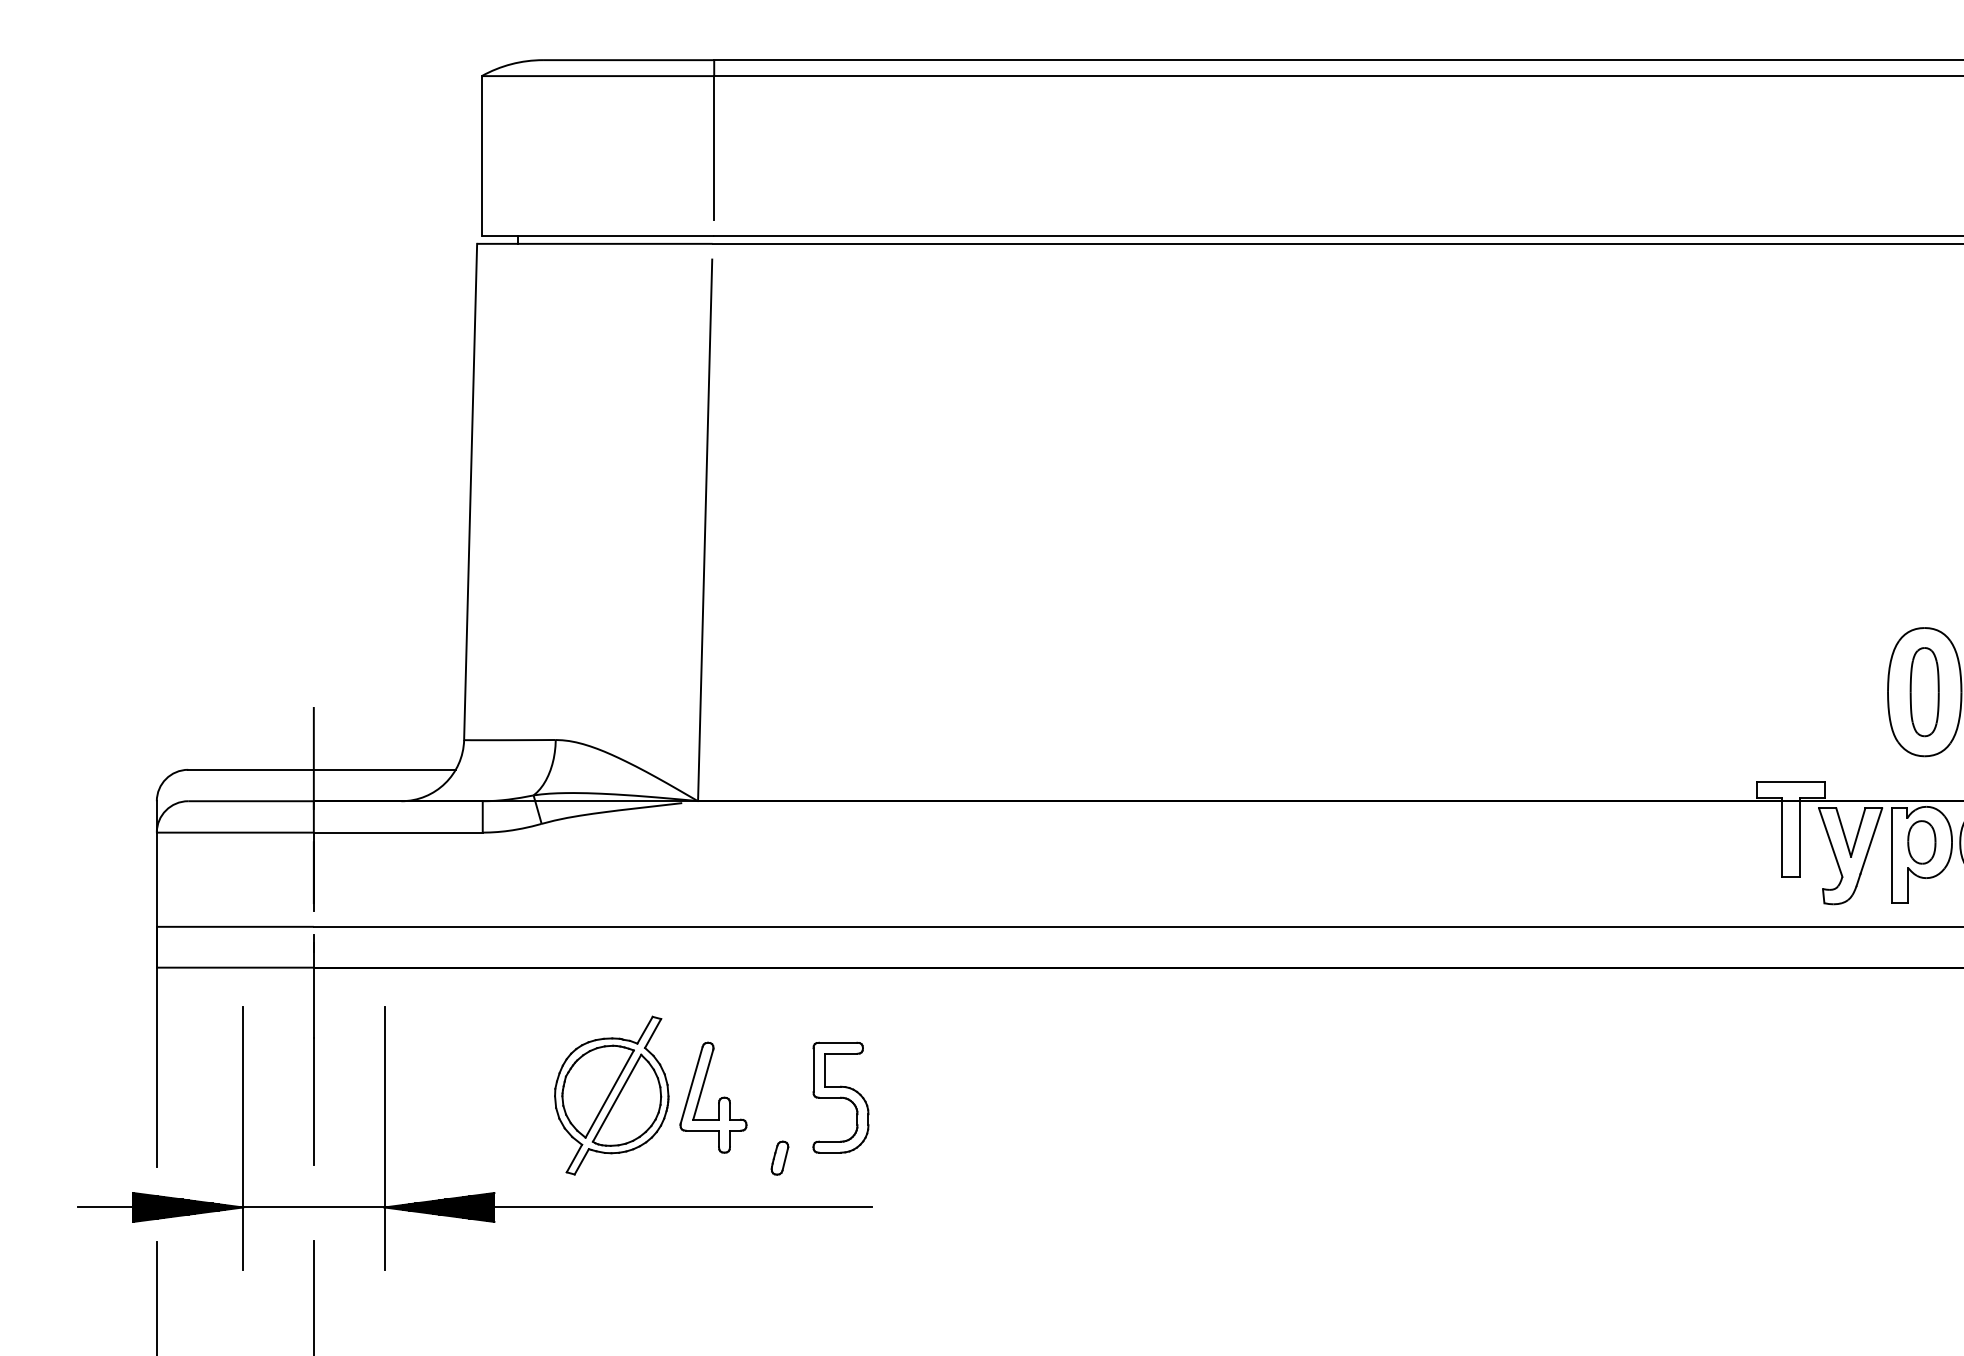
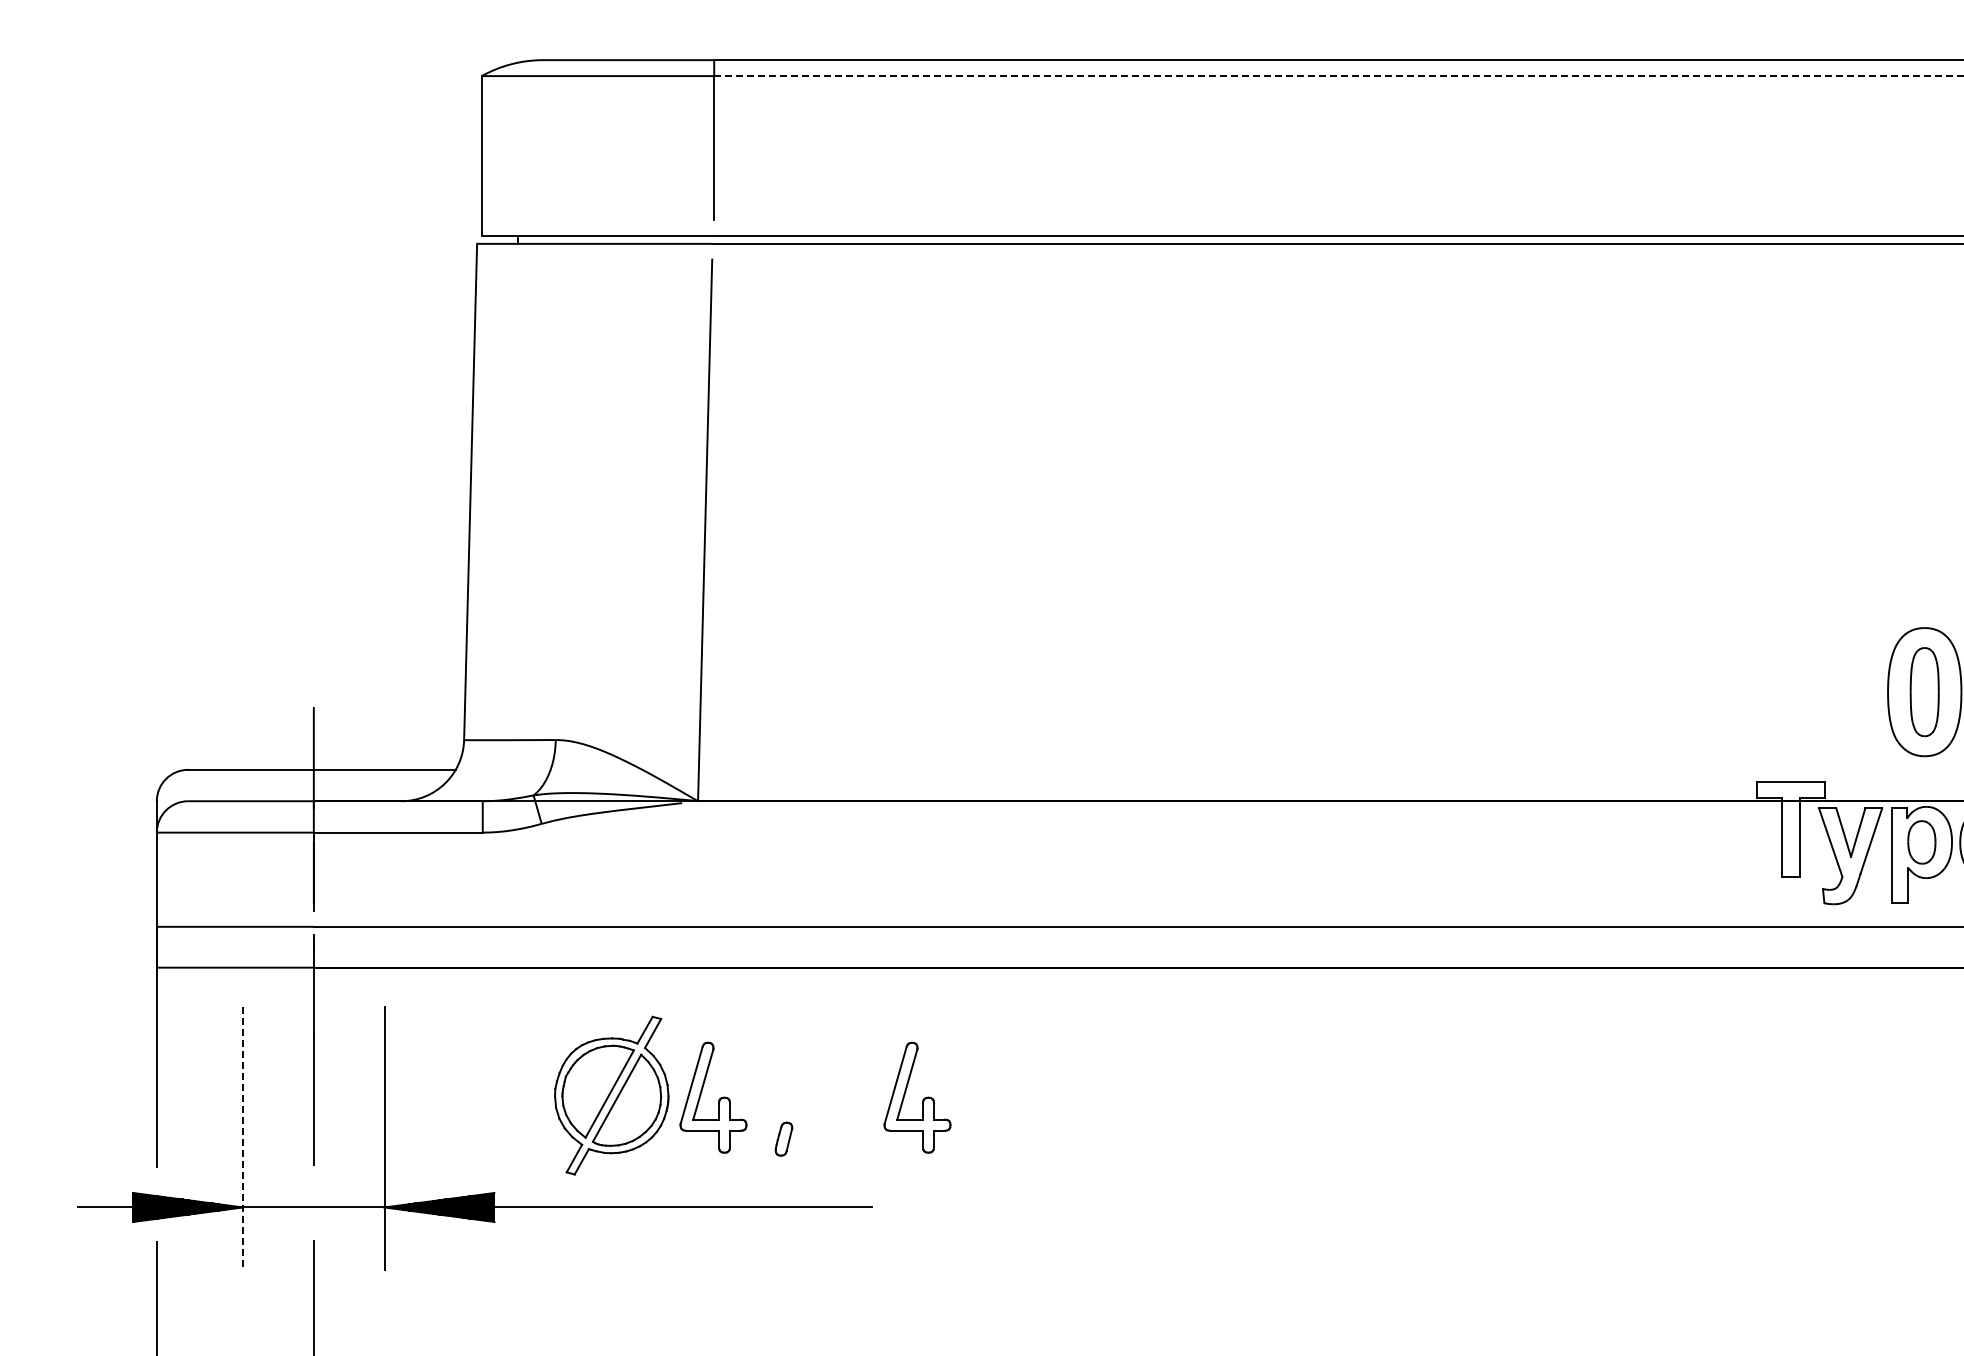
line: solid -> dashed (1339, 76)
part: present -> none (840, 1097)
part: none -> present (917, 1097)
line: solid -> dashed (243, 1138)
part position: (779, 1157) -> (783, 1138) (783, 1138)
